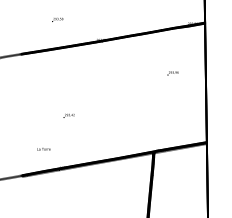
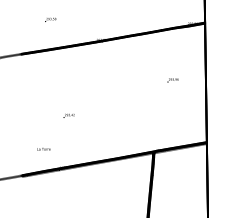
text position: (57, 19) -> (50, 19) (50, 19)
text position: (172, 73) -> (172, 80) (172, 80)
